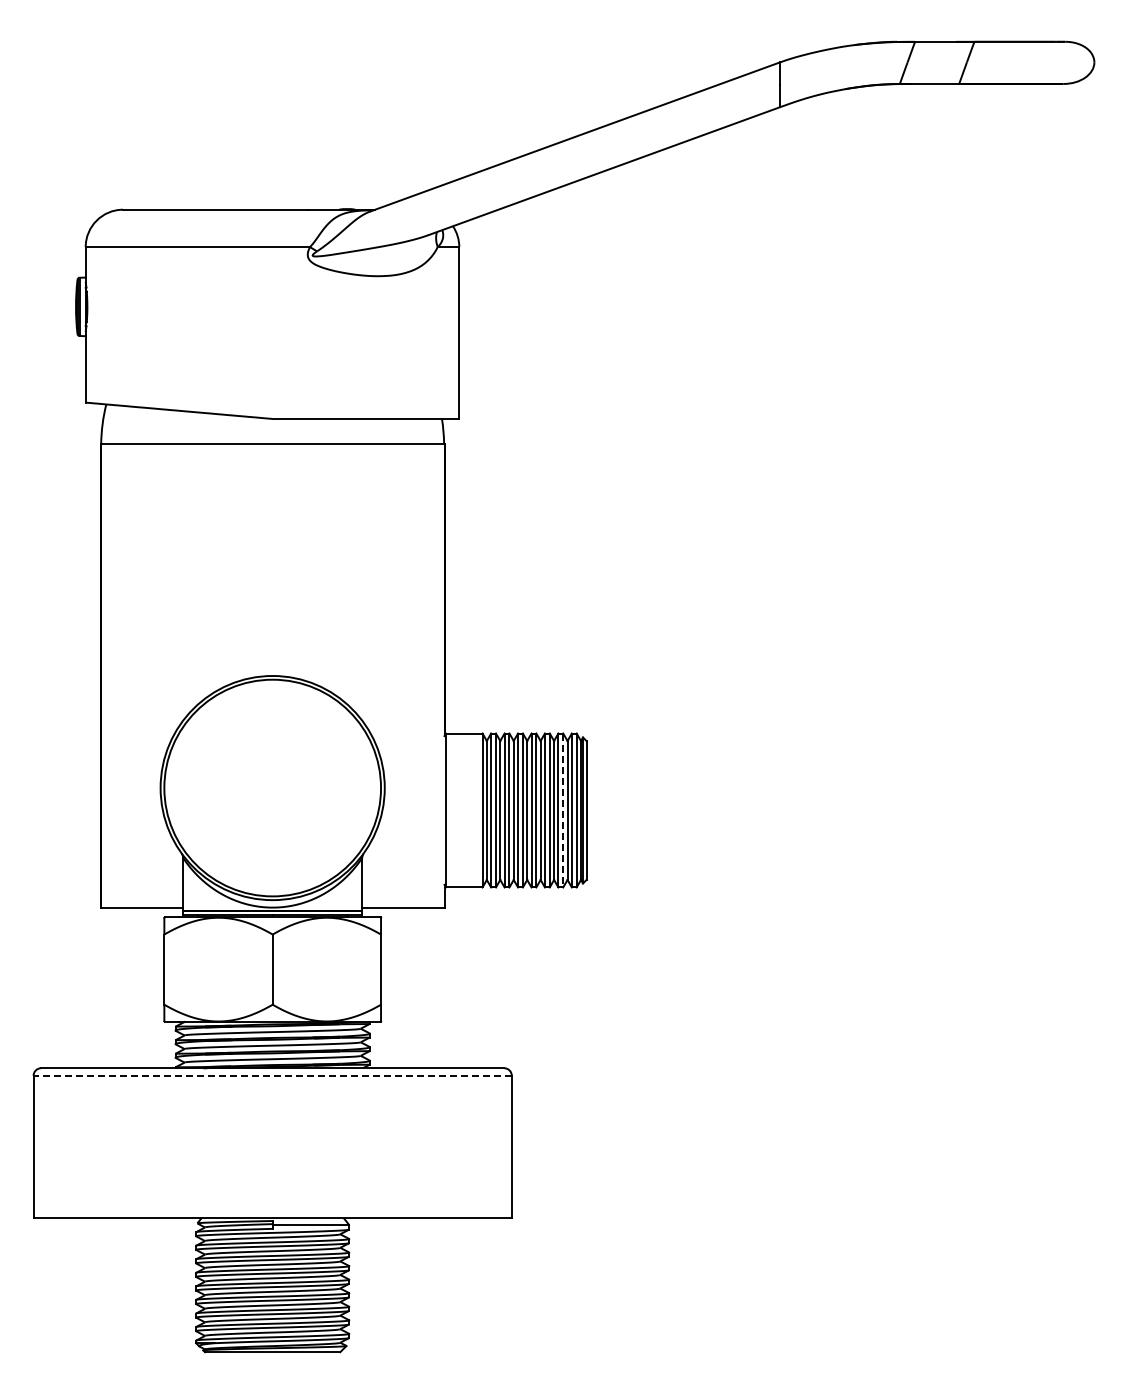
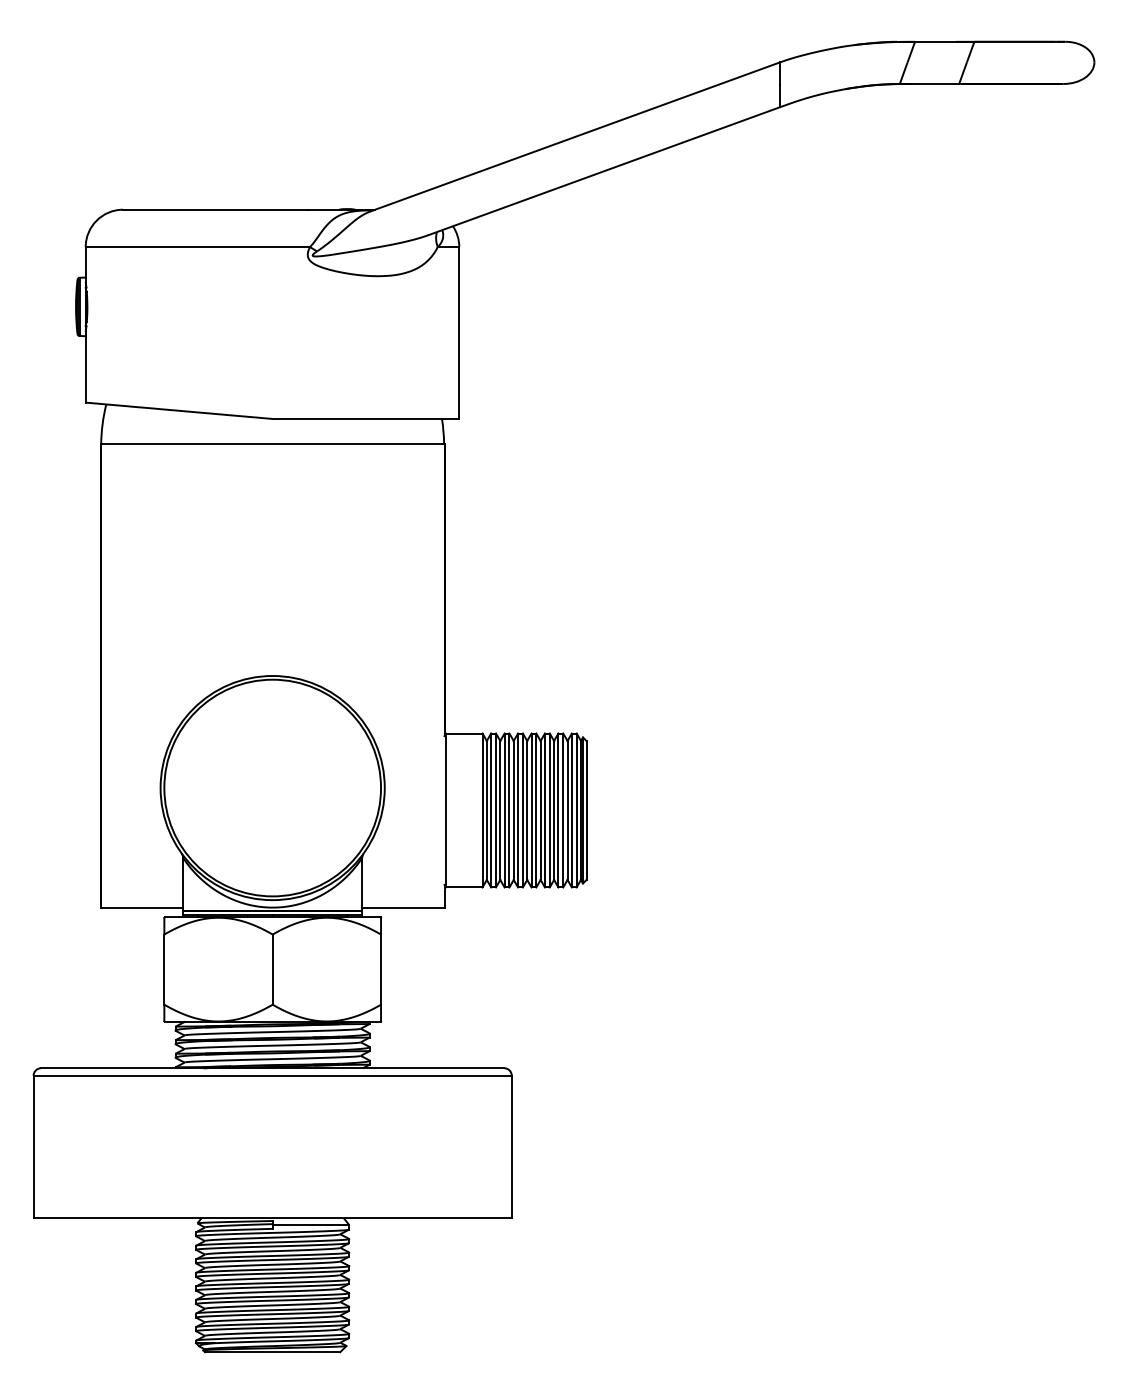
line: dashed -> solid (563, 810)
line: dashed -> solid (272, 1075)
